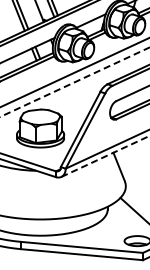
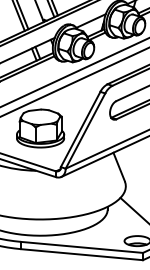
line: dashed -> solid (75, 81)
line: dashed -> solid (105, 156)
